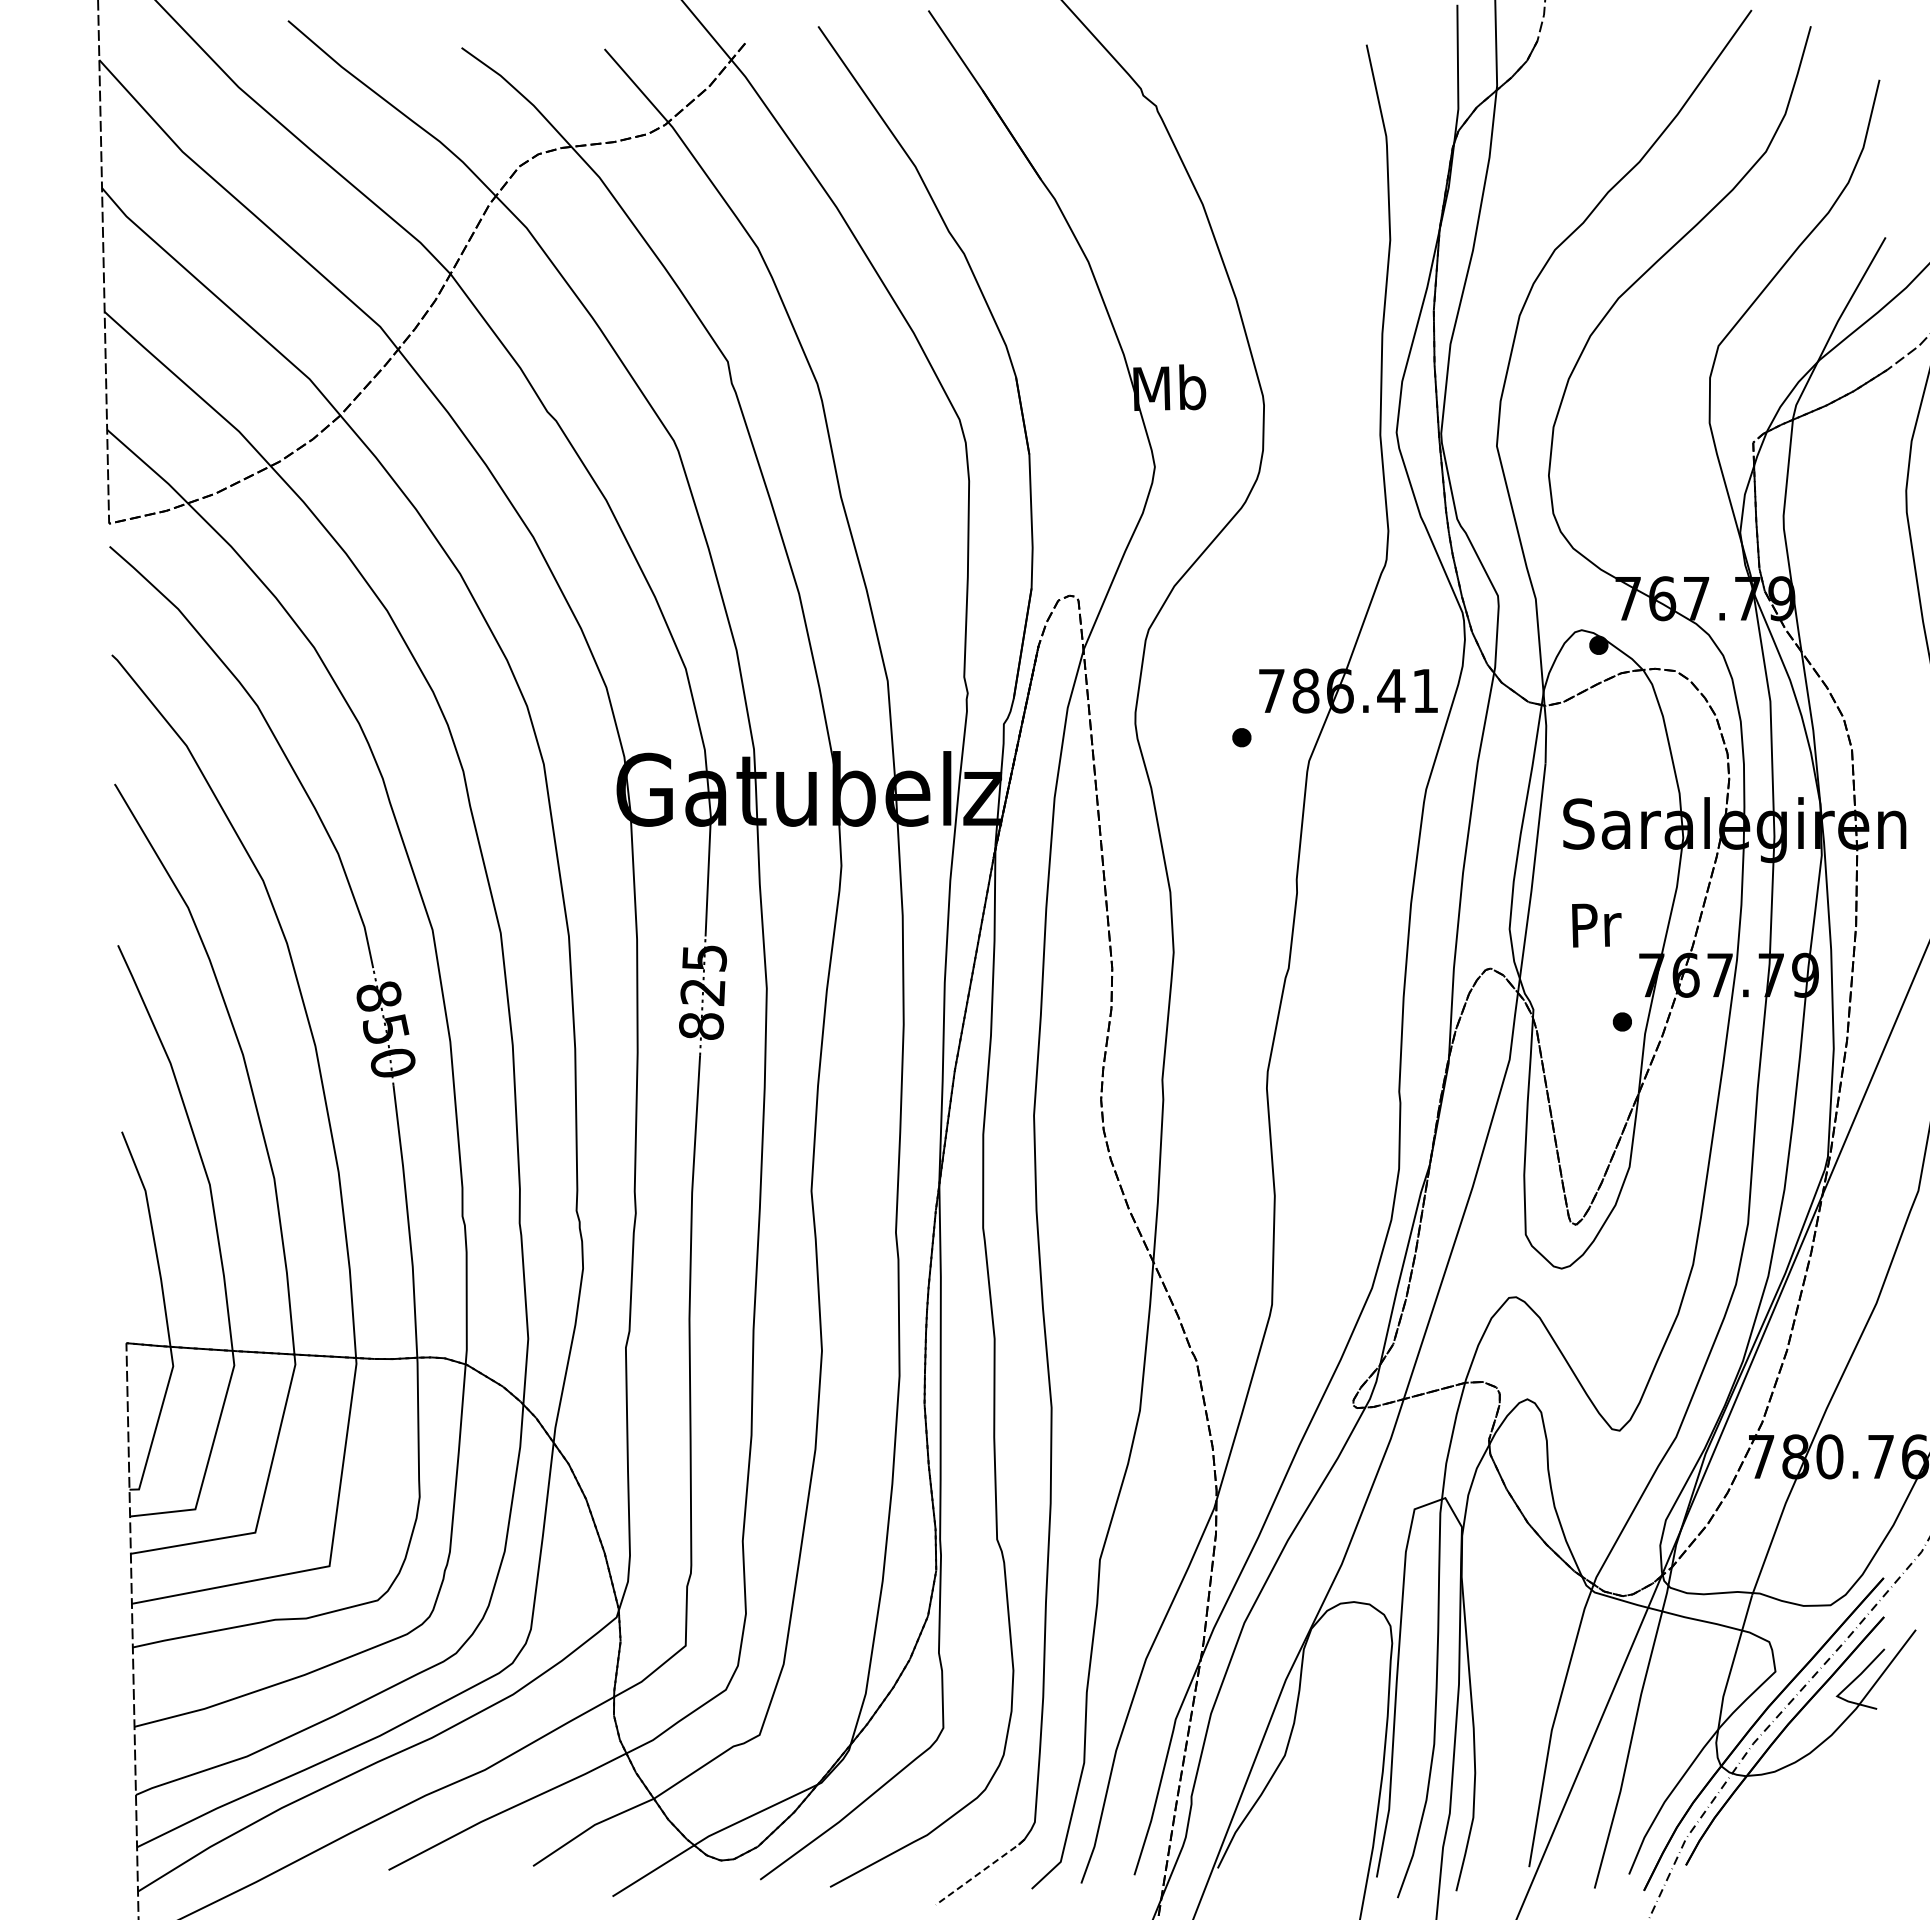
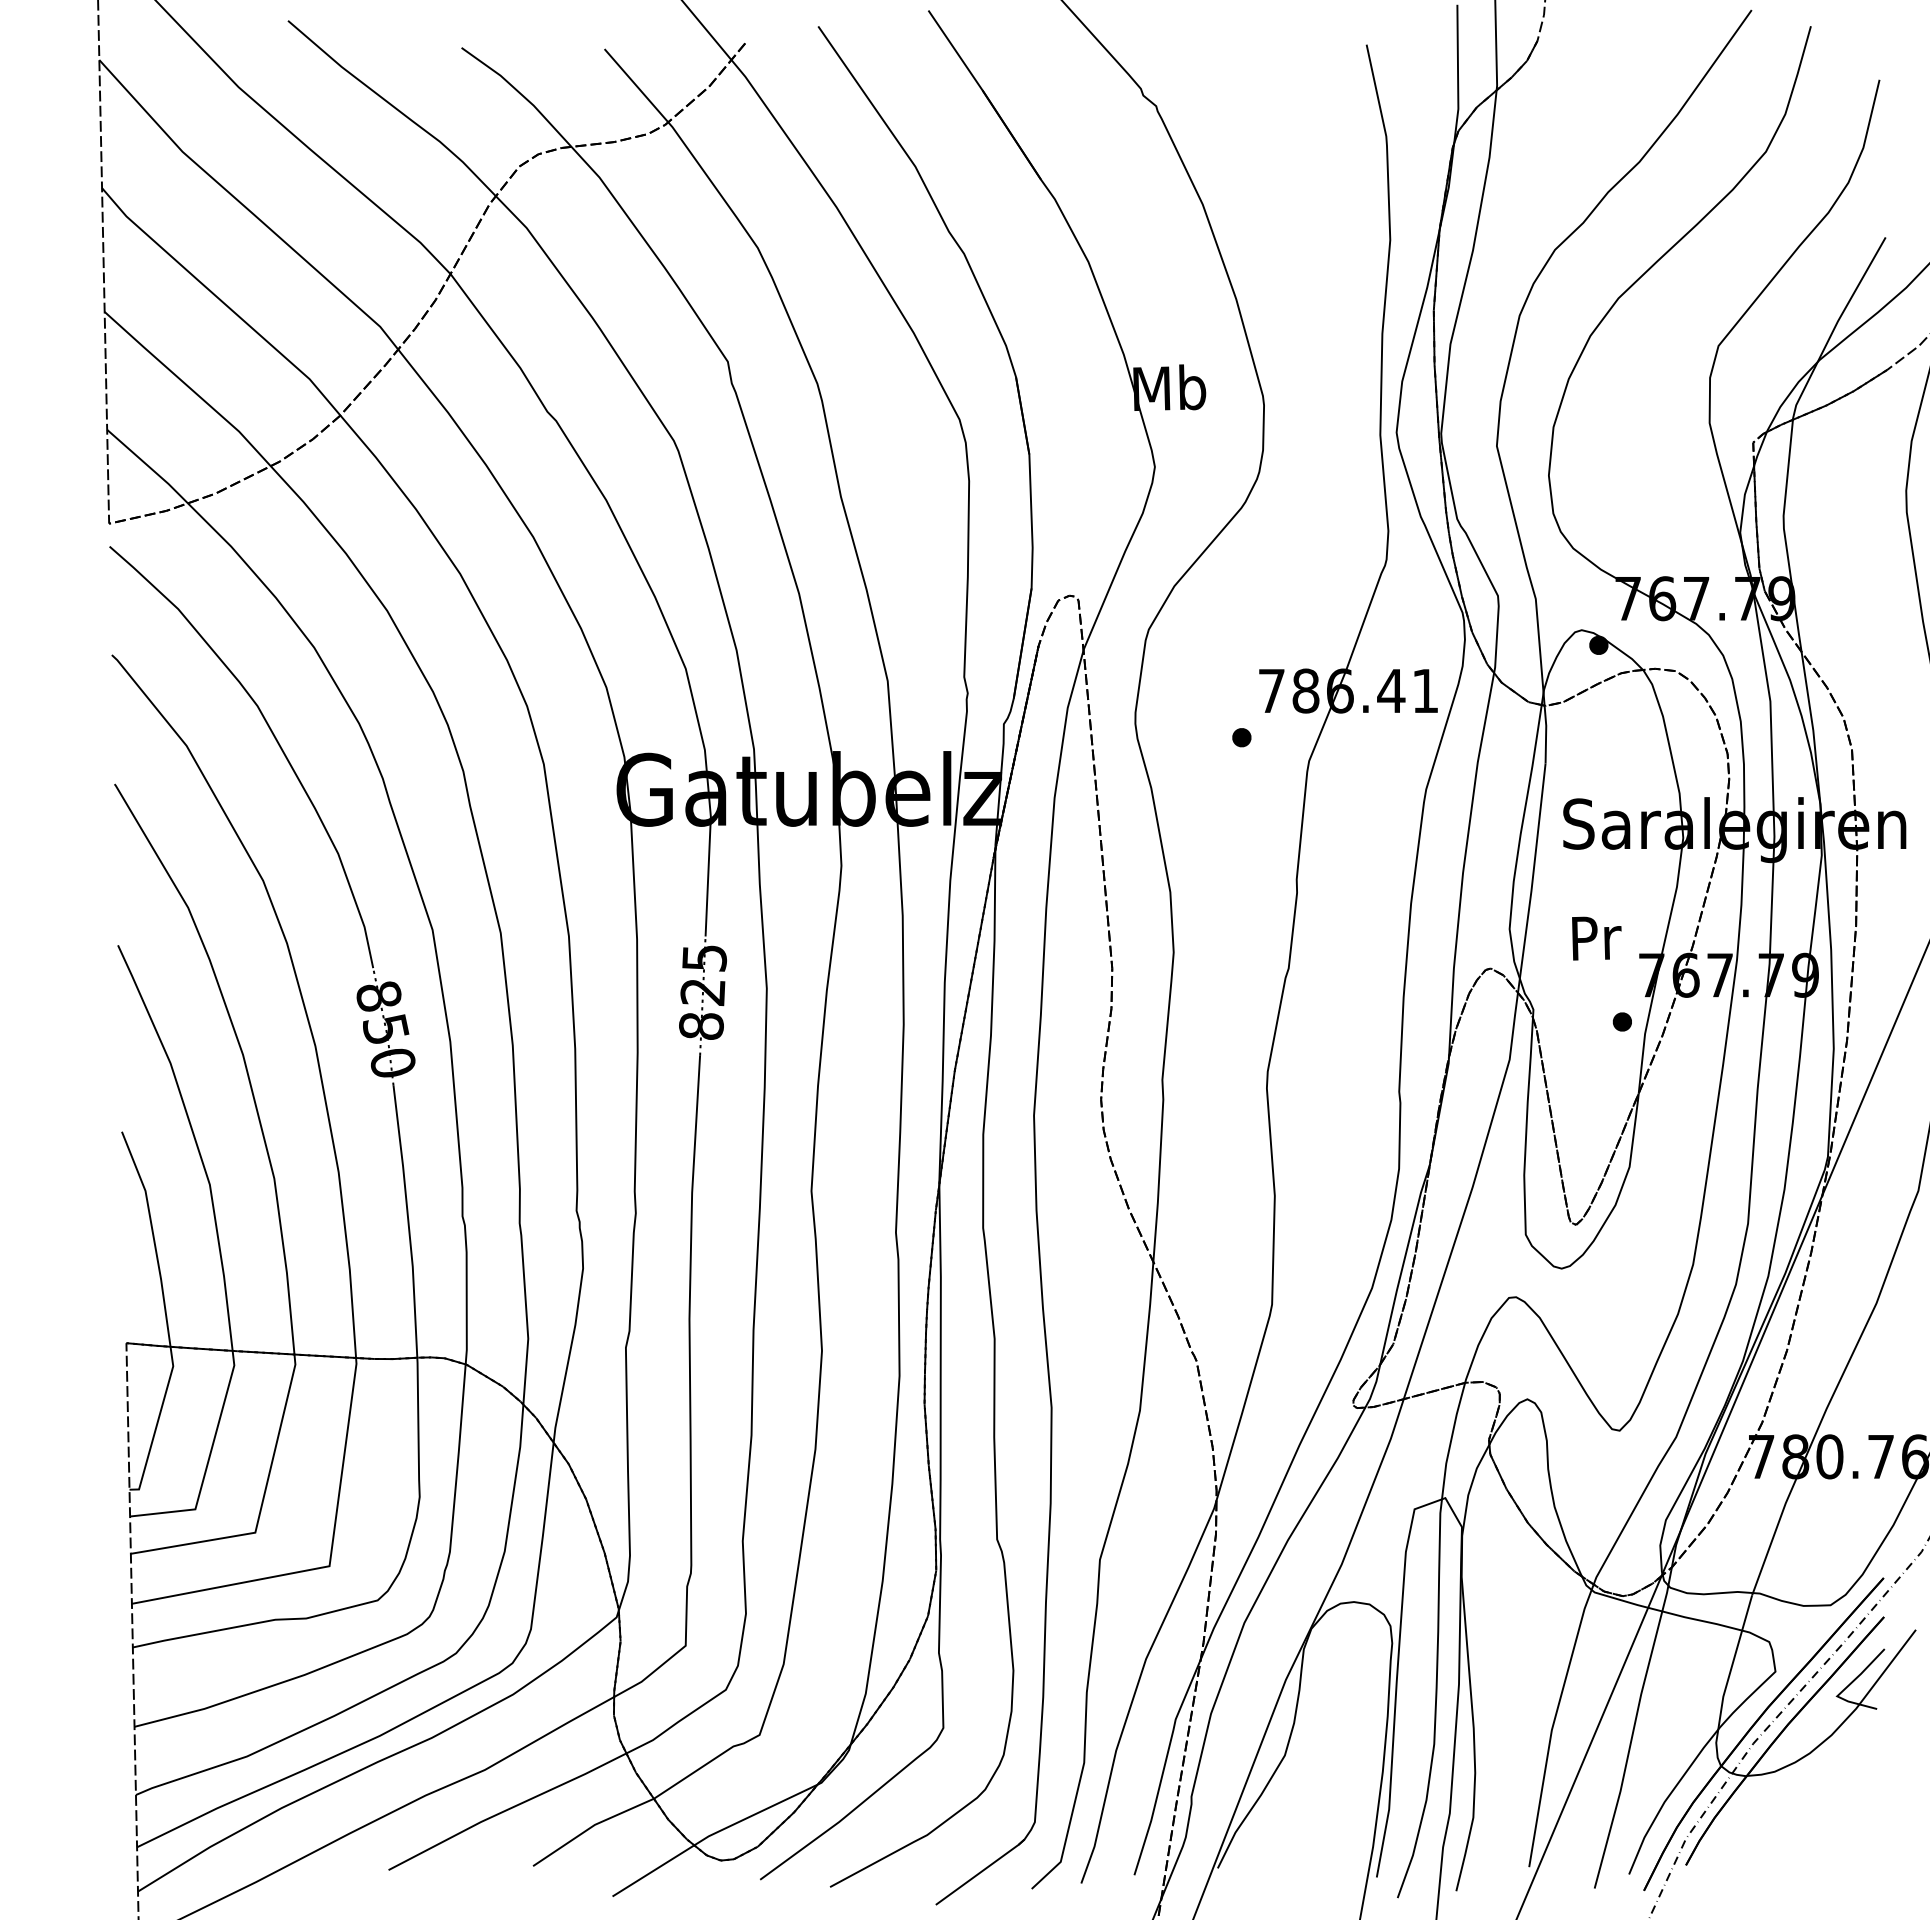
text position: (1596, 925) -> (1596, 938) (1596, 938)
line: dashed -> solid (980, 1872)
